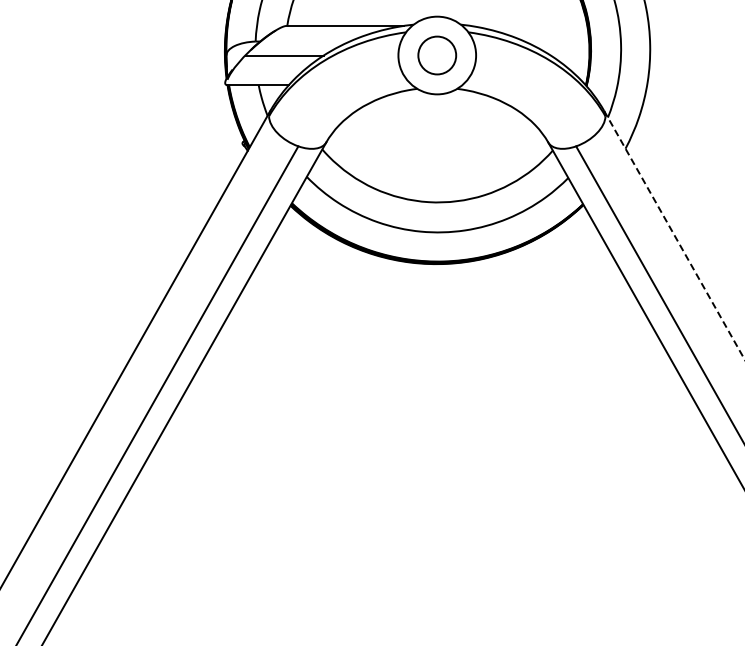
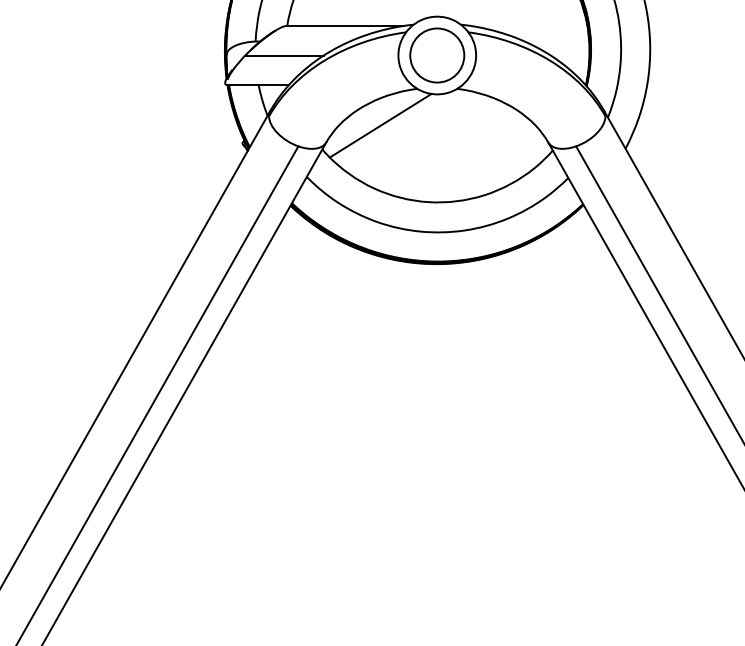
circle diameter: 38 px -> 54 px (437, 55)
line: none -> present (380, 125)
line: dashed -> solid (674, 235)
